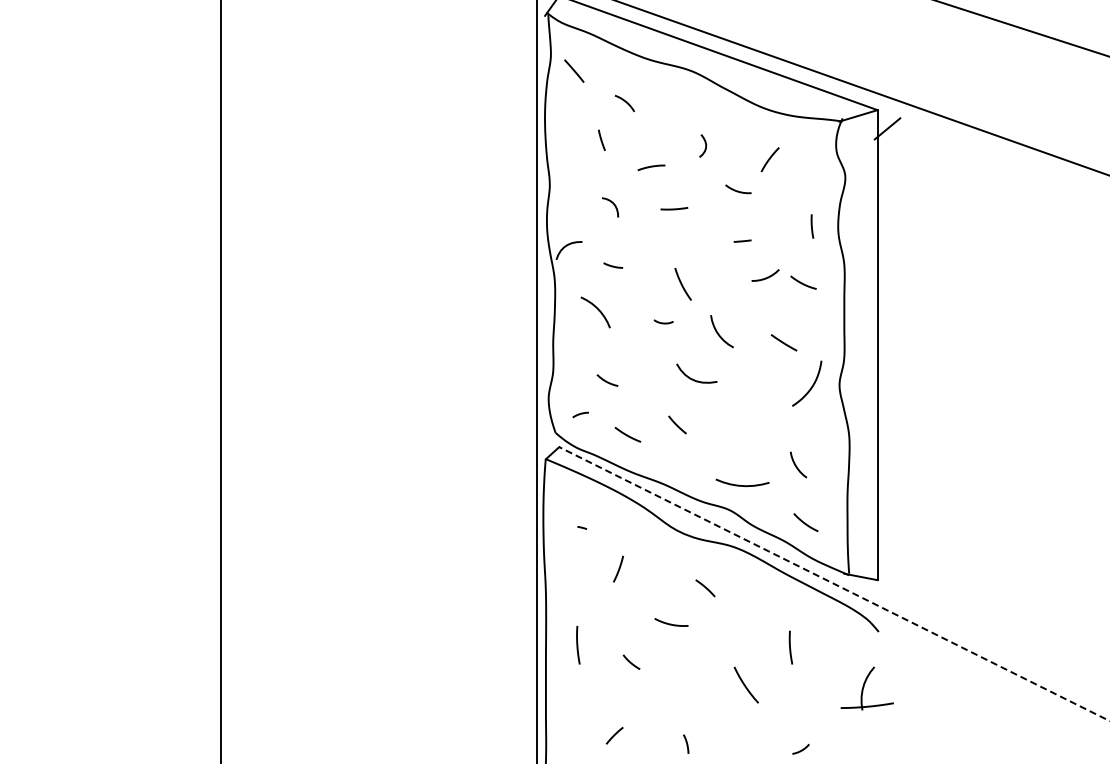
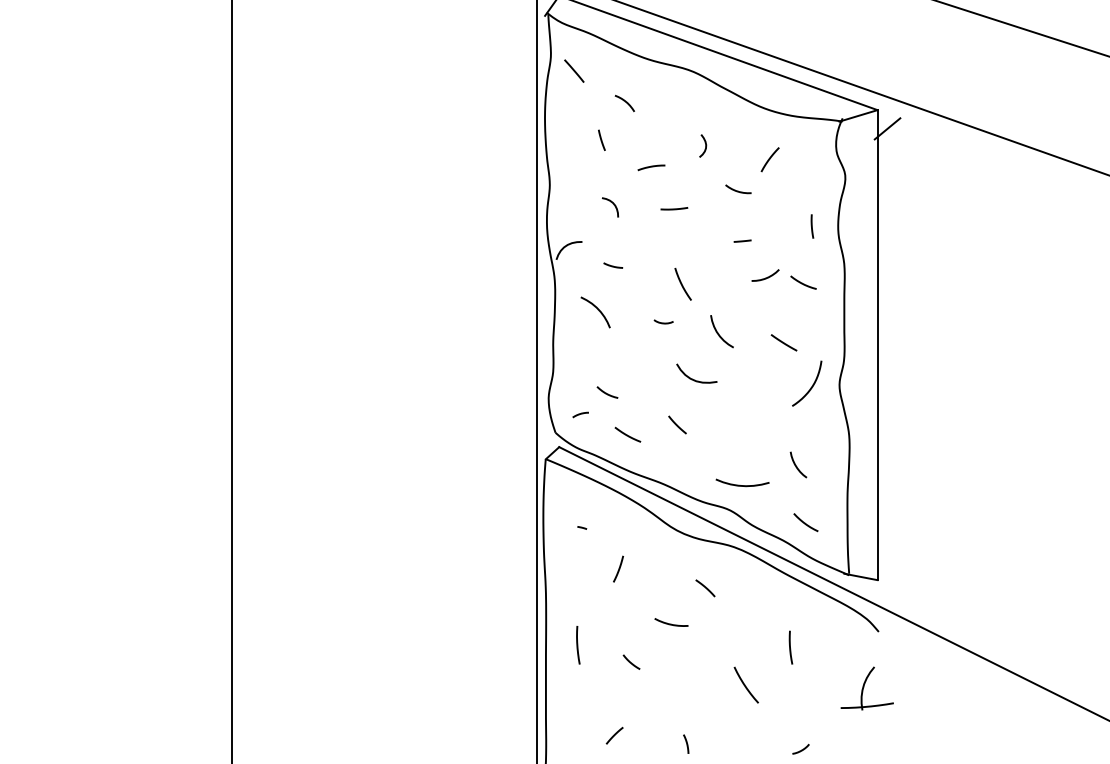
curve position: (606, 380) -> (606, 392) (606, 392)
line position: (221, 381) -> (232, 381) (232, 381)
line: dashed -> solid (833, 583)
